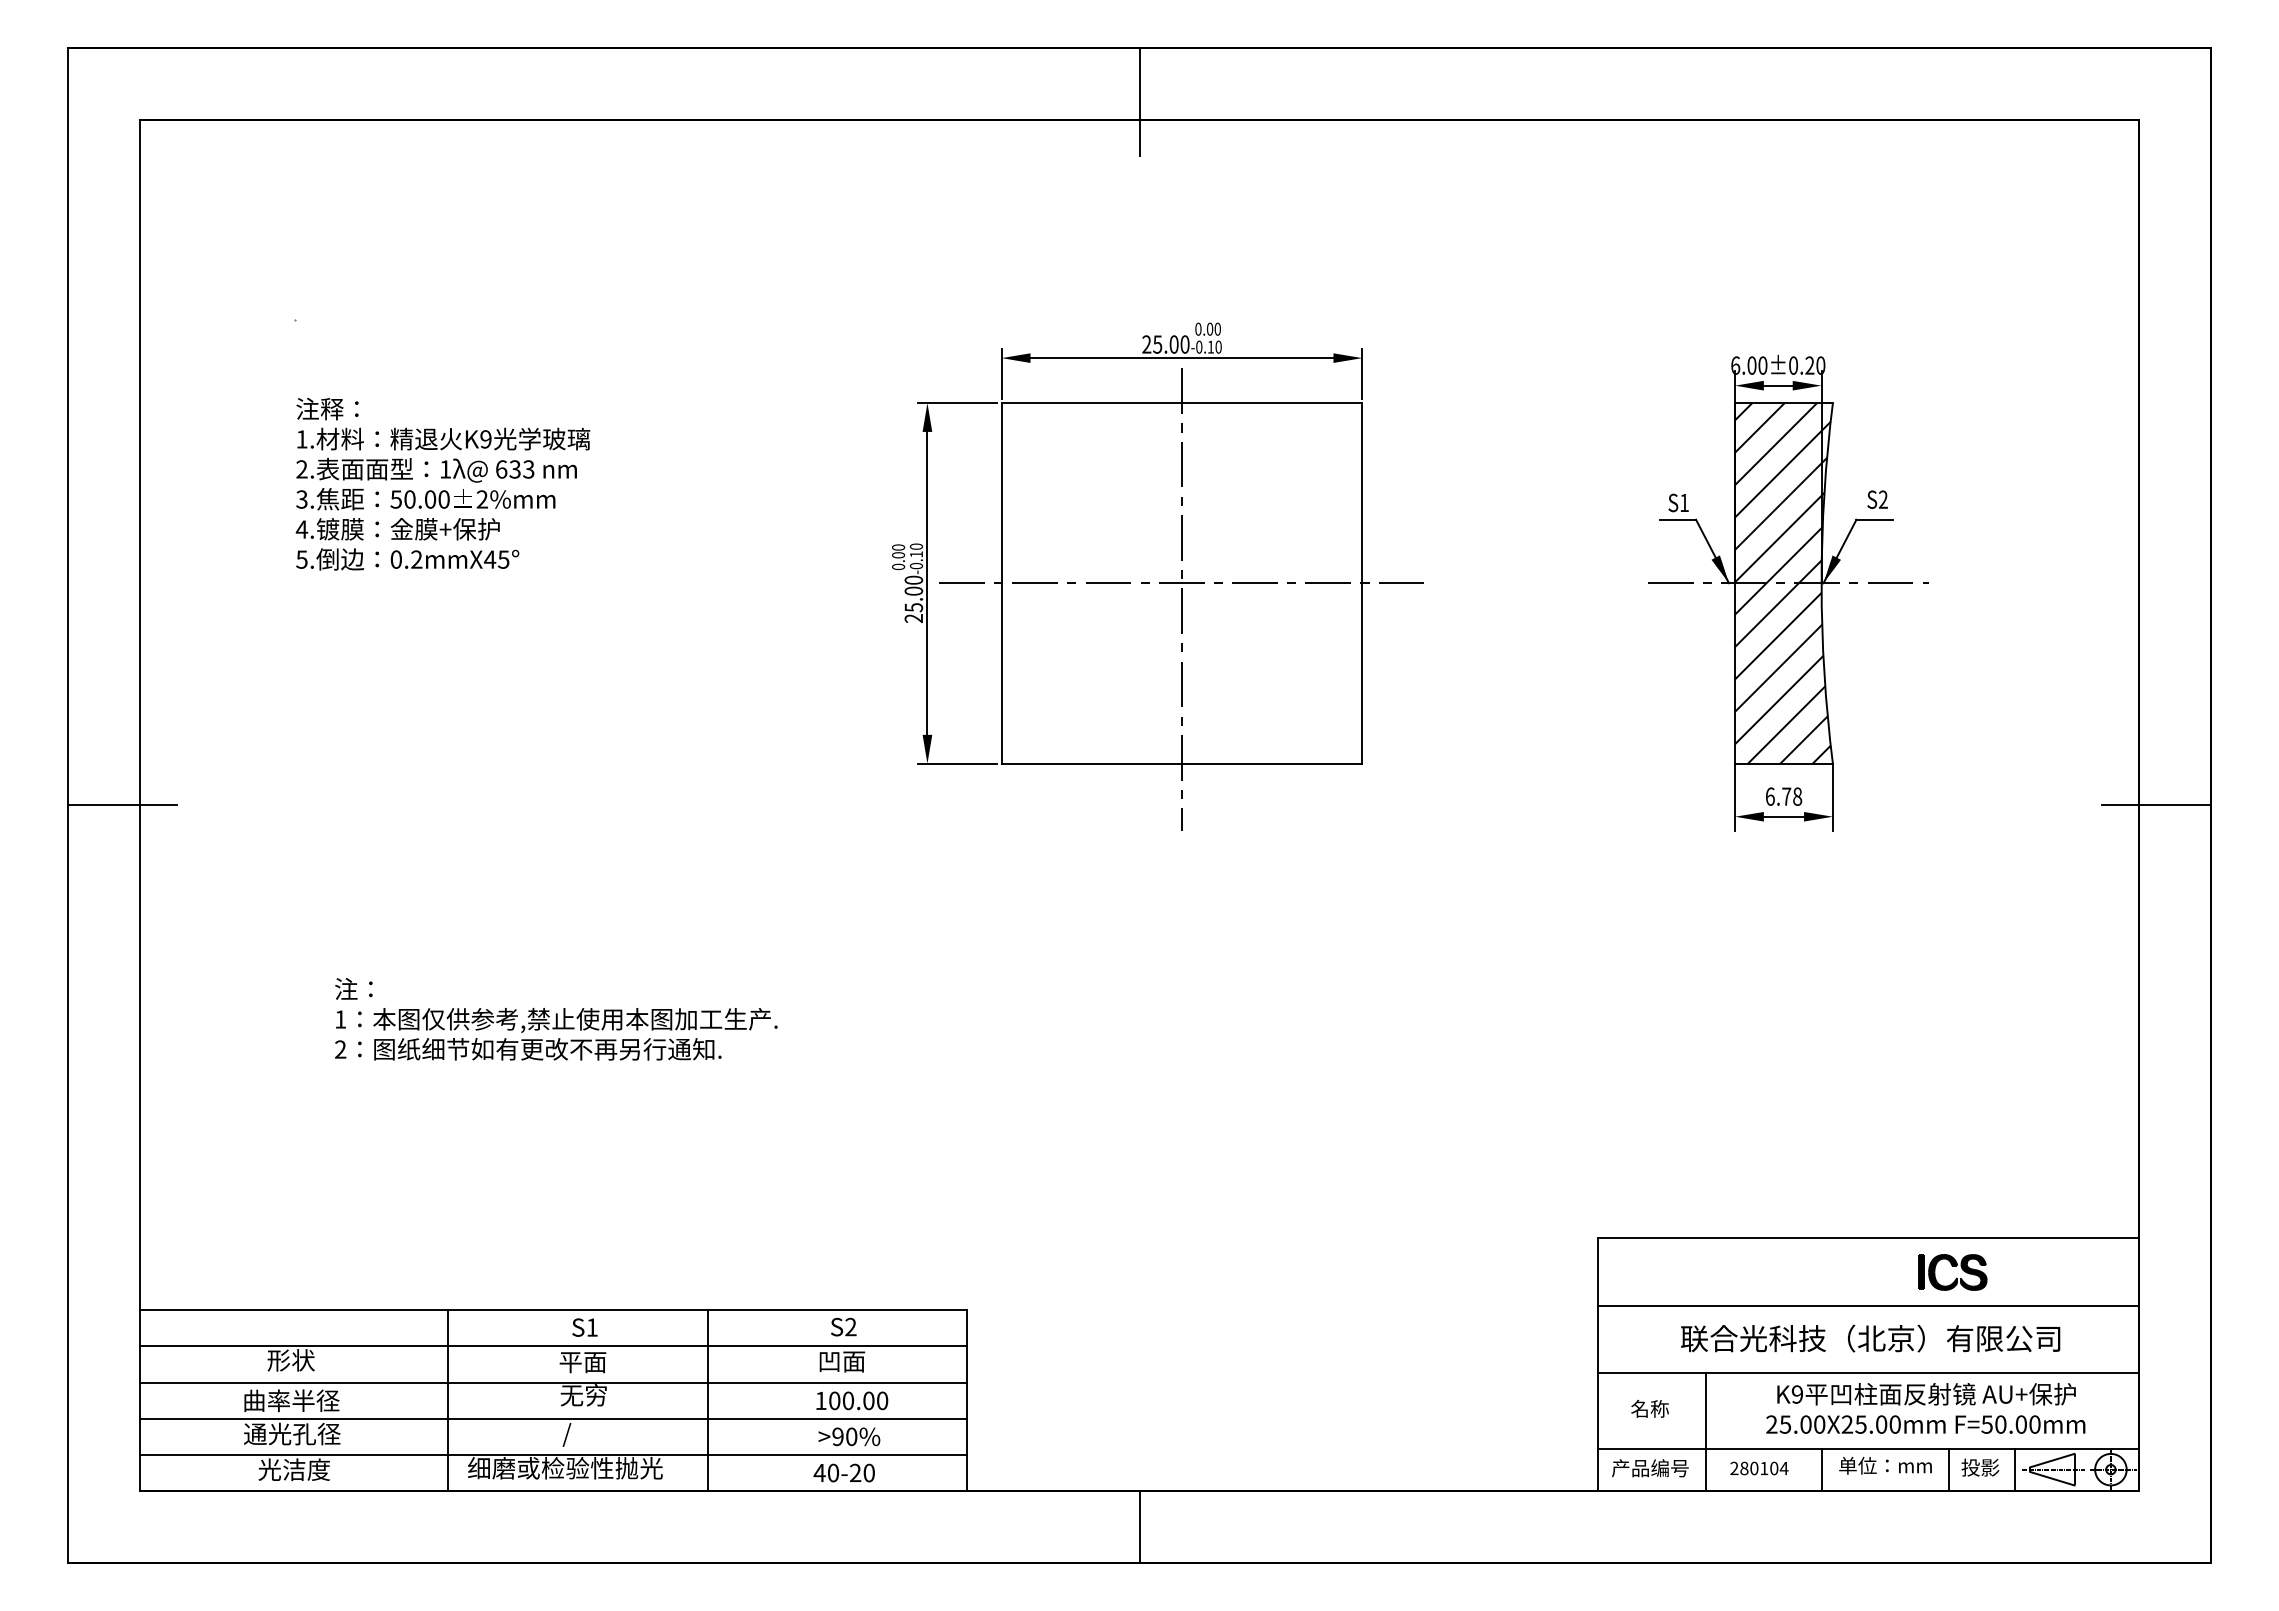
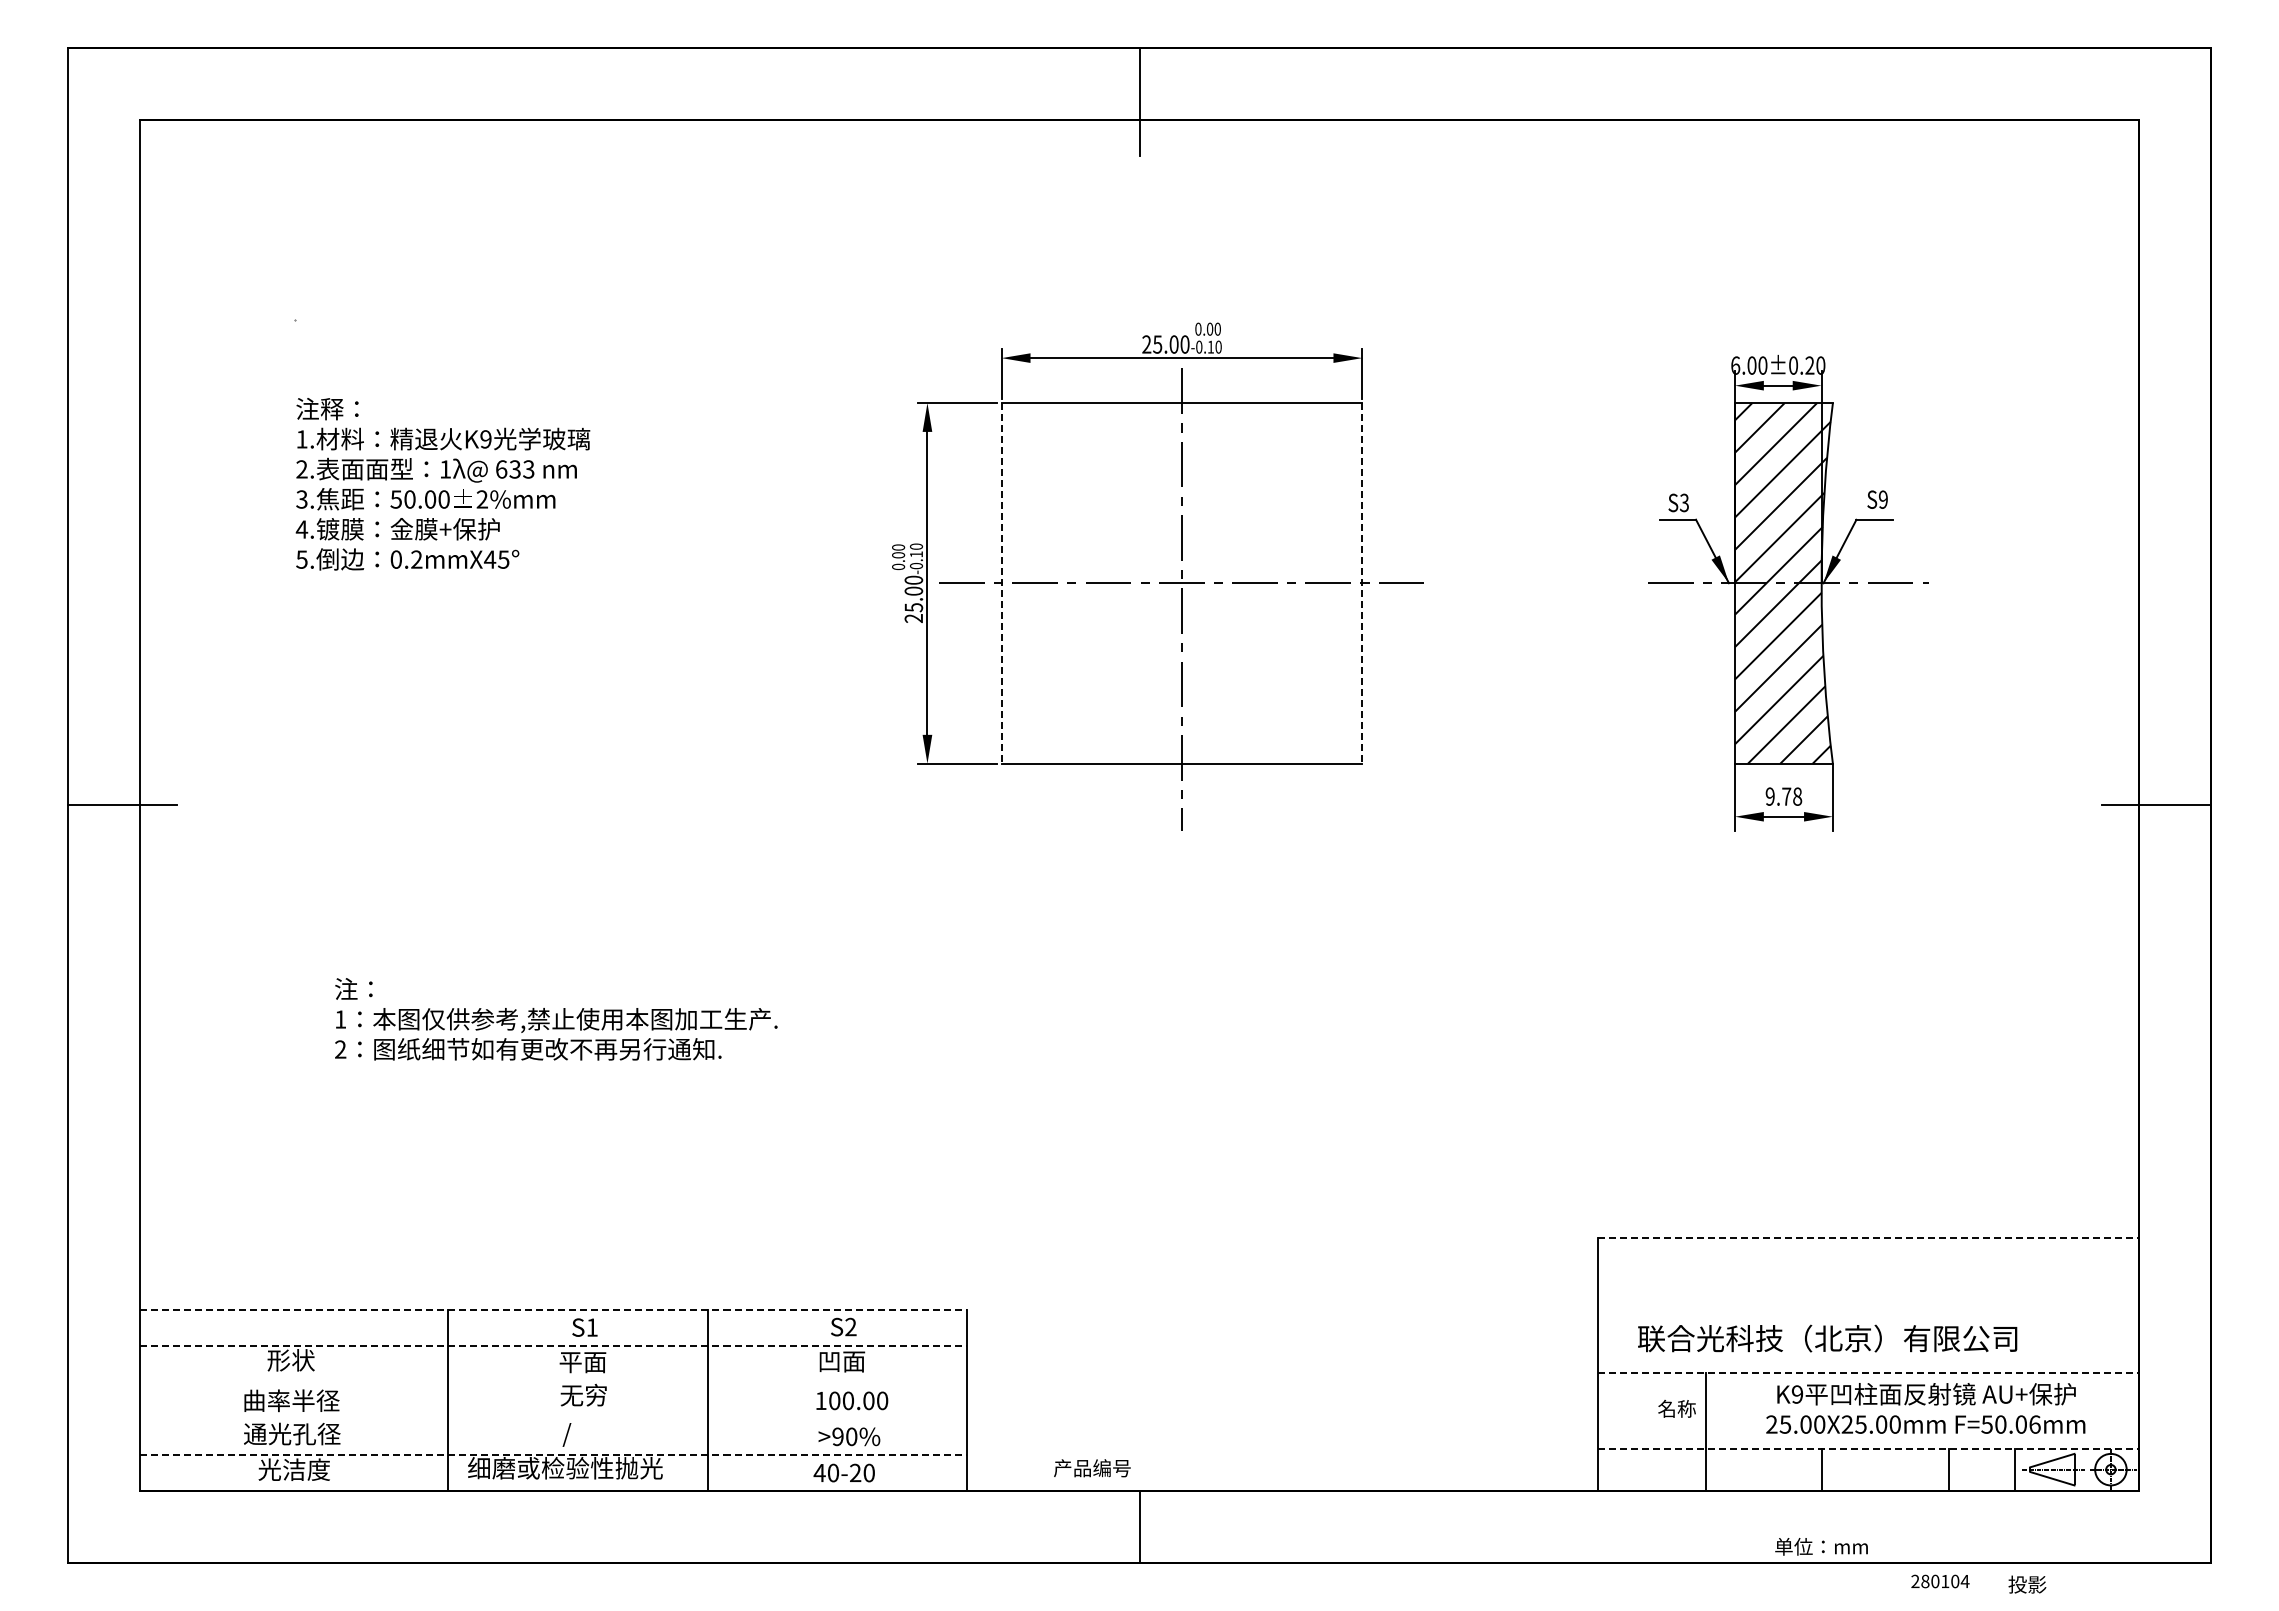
text: S2 -> S9 (1882, 499)
text: S1 -> S3 (1683, 502)
line: solid -> dashed (1001, 583)
line: solid -> dashed (1362, 583)
text: 6.78 -> 9.78 (1769, 796)
line: solid -> dashed (1868, 1238)
part: present -> none (1952, 1272)
line: present -> none (1867, 1305)
line: solid -> dashed (554, 1310)
text position: (1870, 1338) -> (1827, 1338) (1827, 1338)
line: solid -> dashed (554, 1346)
line: solid -> dashed (1868, 1372)
line: present -> none (553, 1382)
text position: (1649, 1408) -> (1676, 1408) (1676, 1408)
line: present -> none (553, 1418)
text: F=50.00mm -> F=50.06mm (2034, 1424)
line: solid -> dashed (1868, 1448)
line: solid -> dashed (554, 1454)
text position: (1885, 1465) -> (1821, 1546) (1821, 1546)
text position: (1980, 1467) -> (2027, 1584) (2027, 1584)
text position: (1650, 1468) -> (1092, 1468) (1092, 1468)
text position: (1759, 1468) -> (1940, 1581) (1940, 1581)
